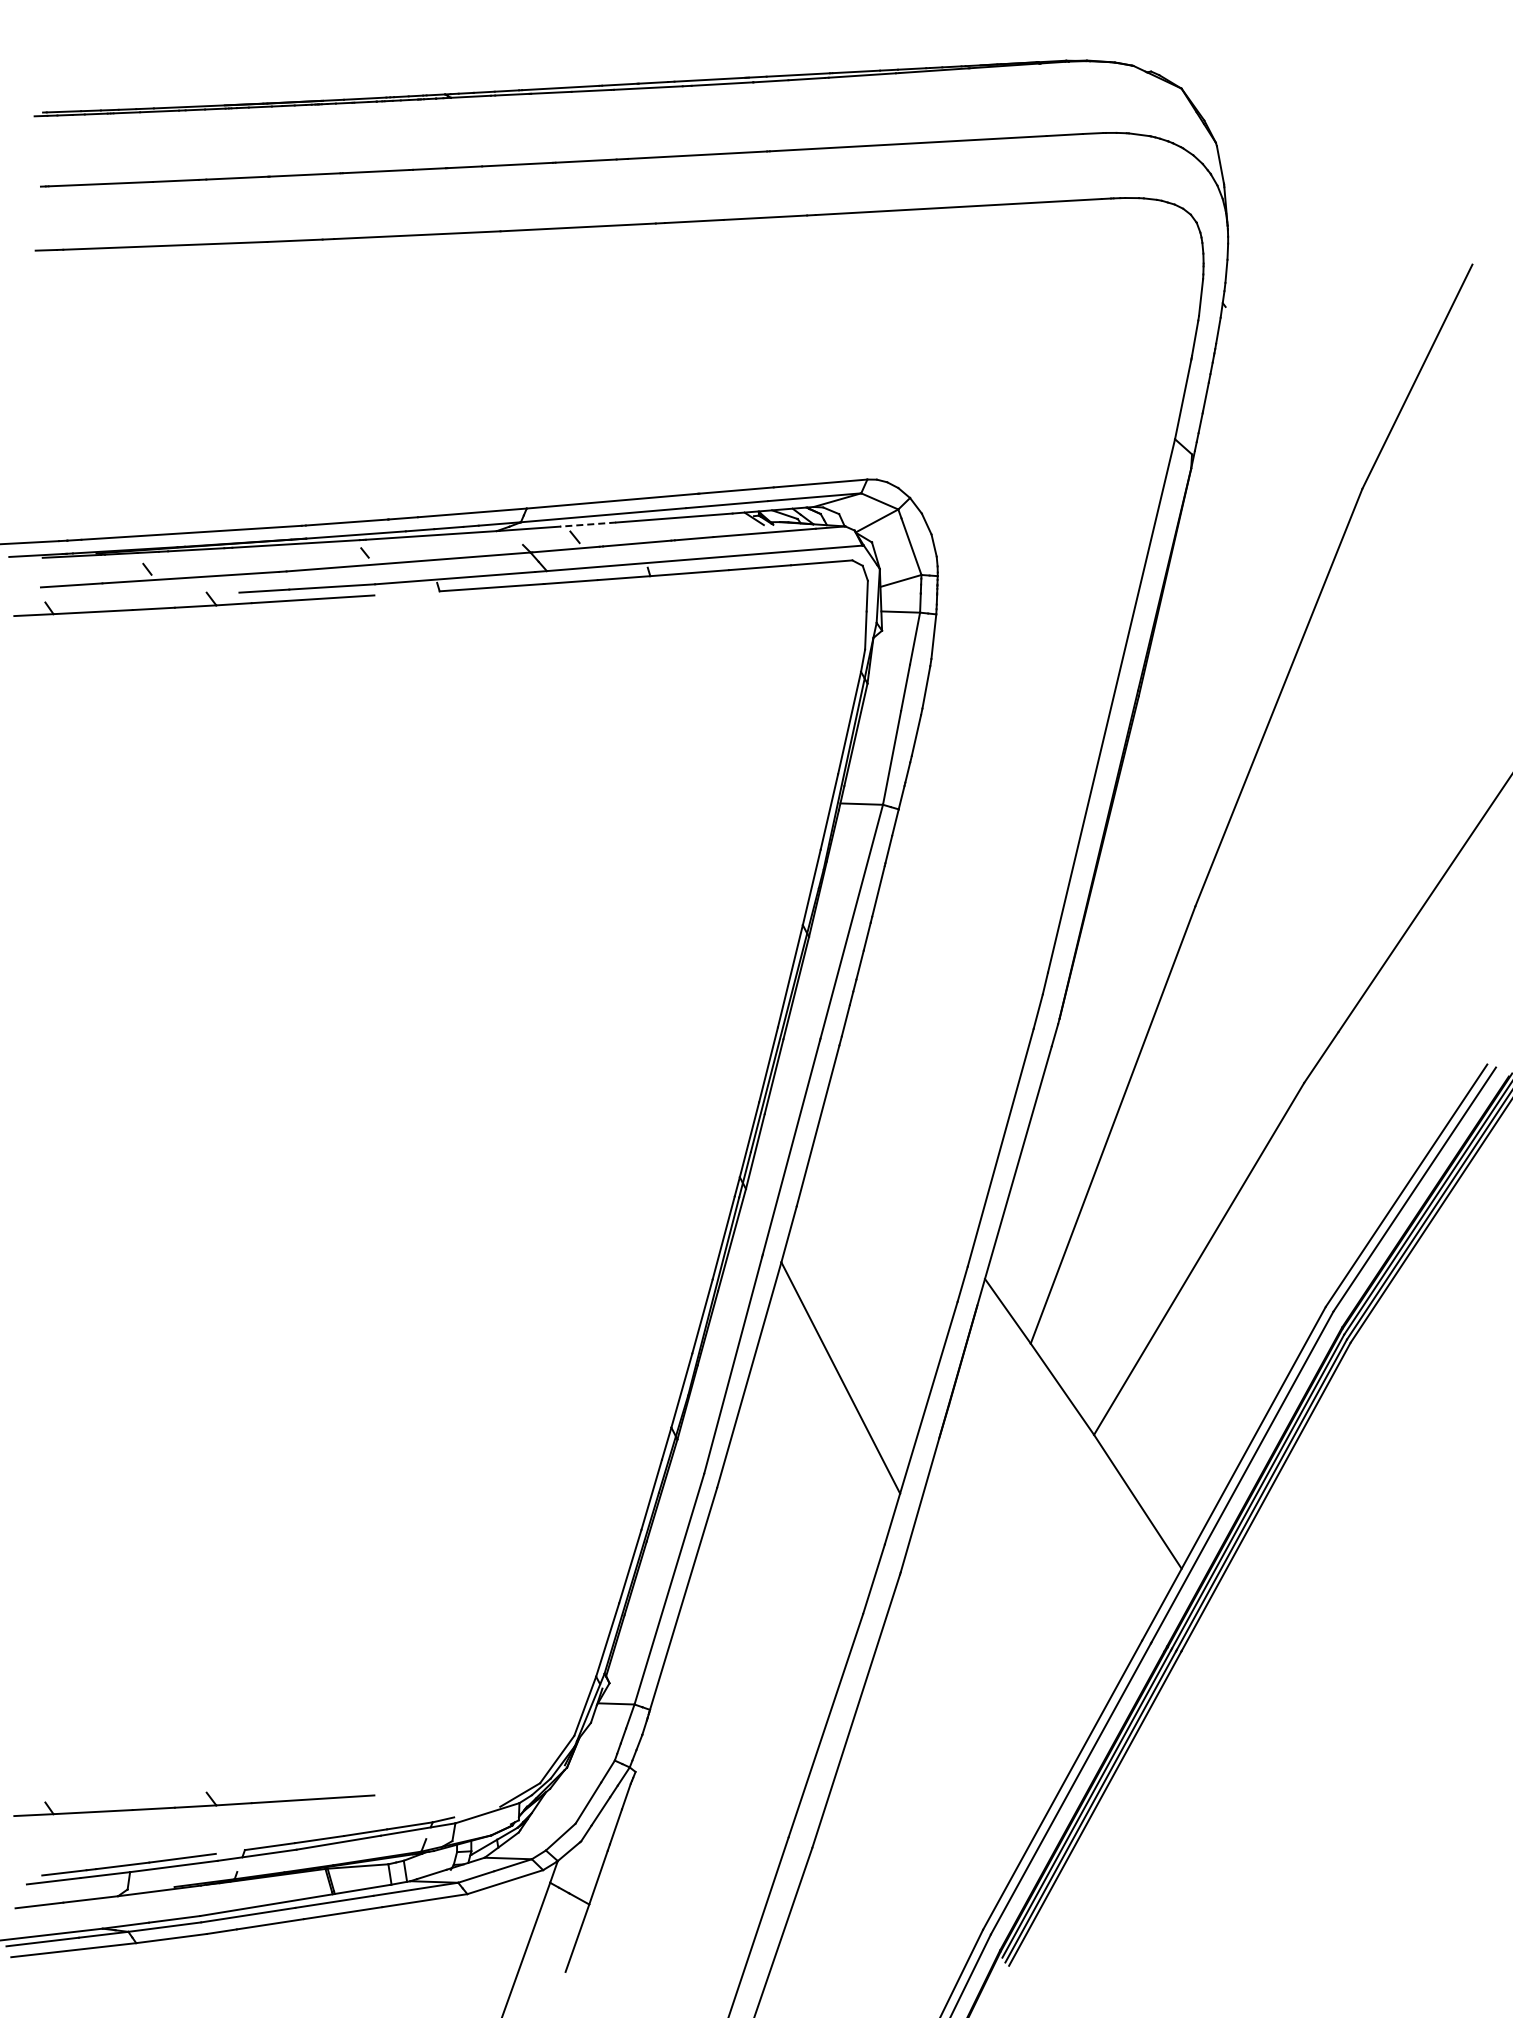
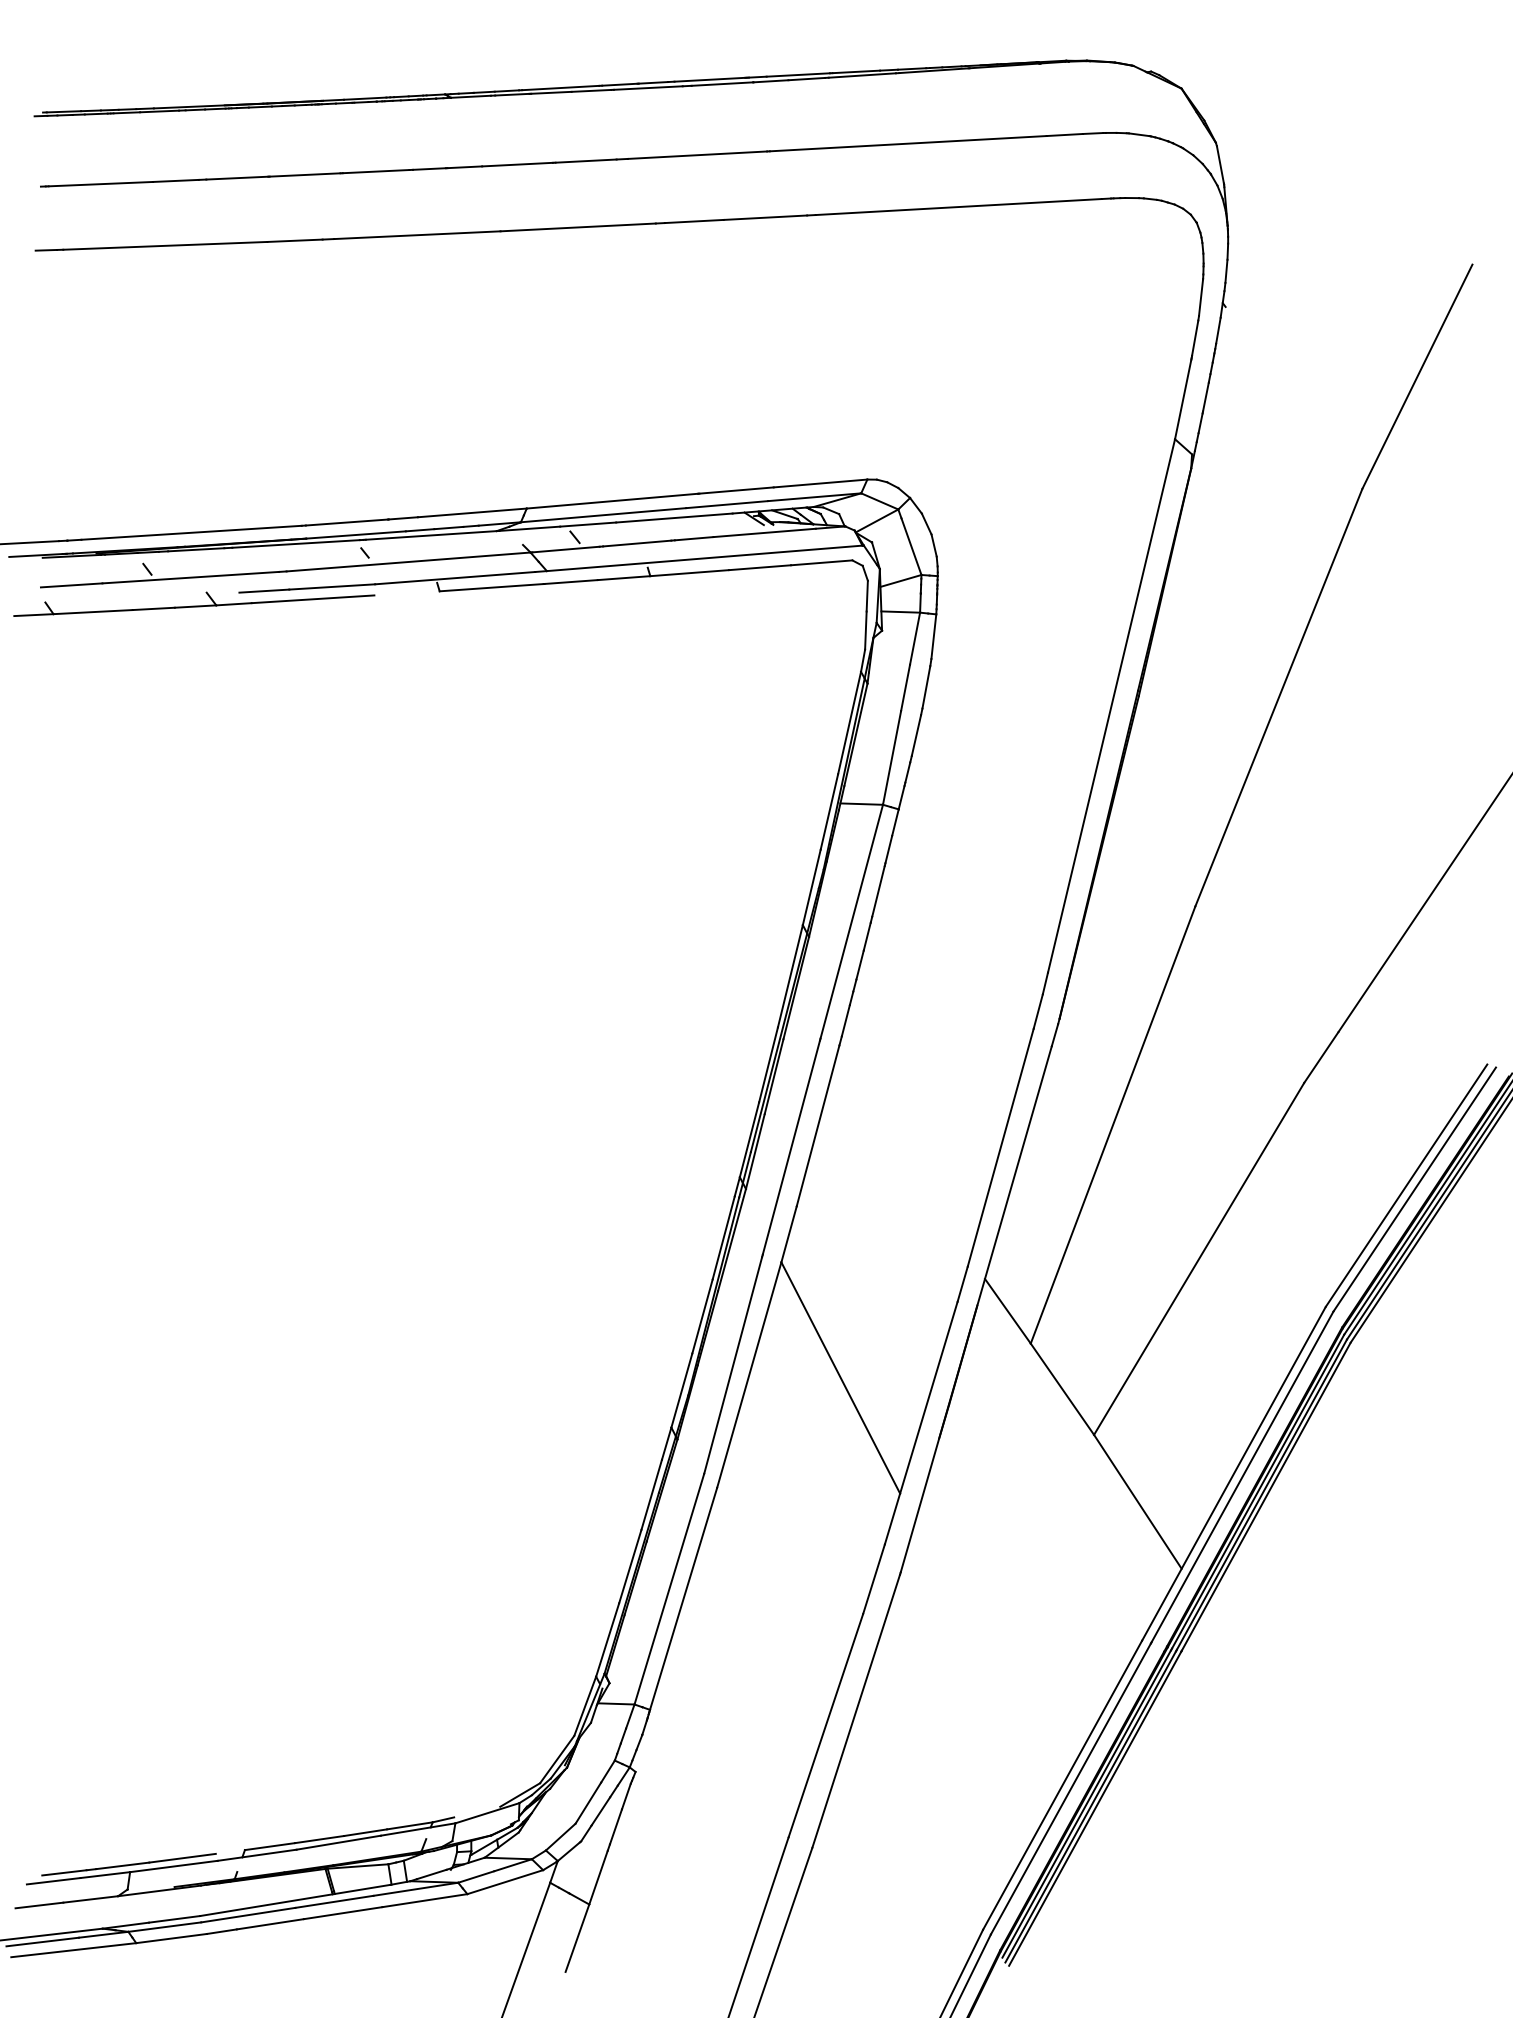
line: dashed -> solid (587, 524)
part: present -> none (194, 1803)
